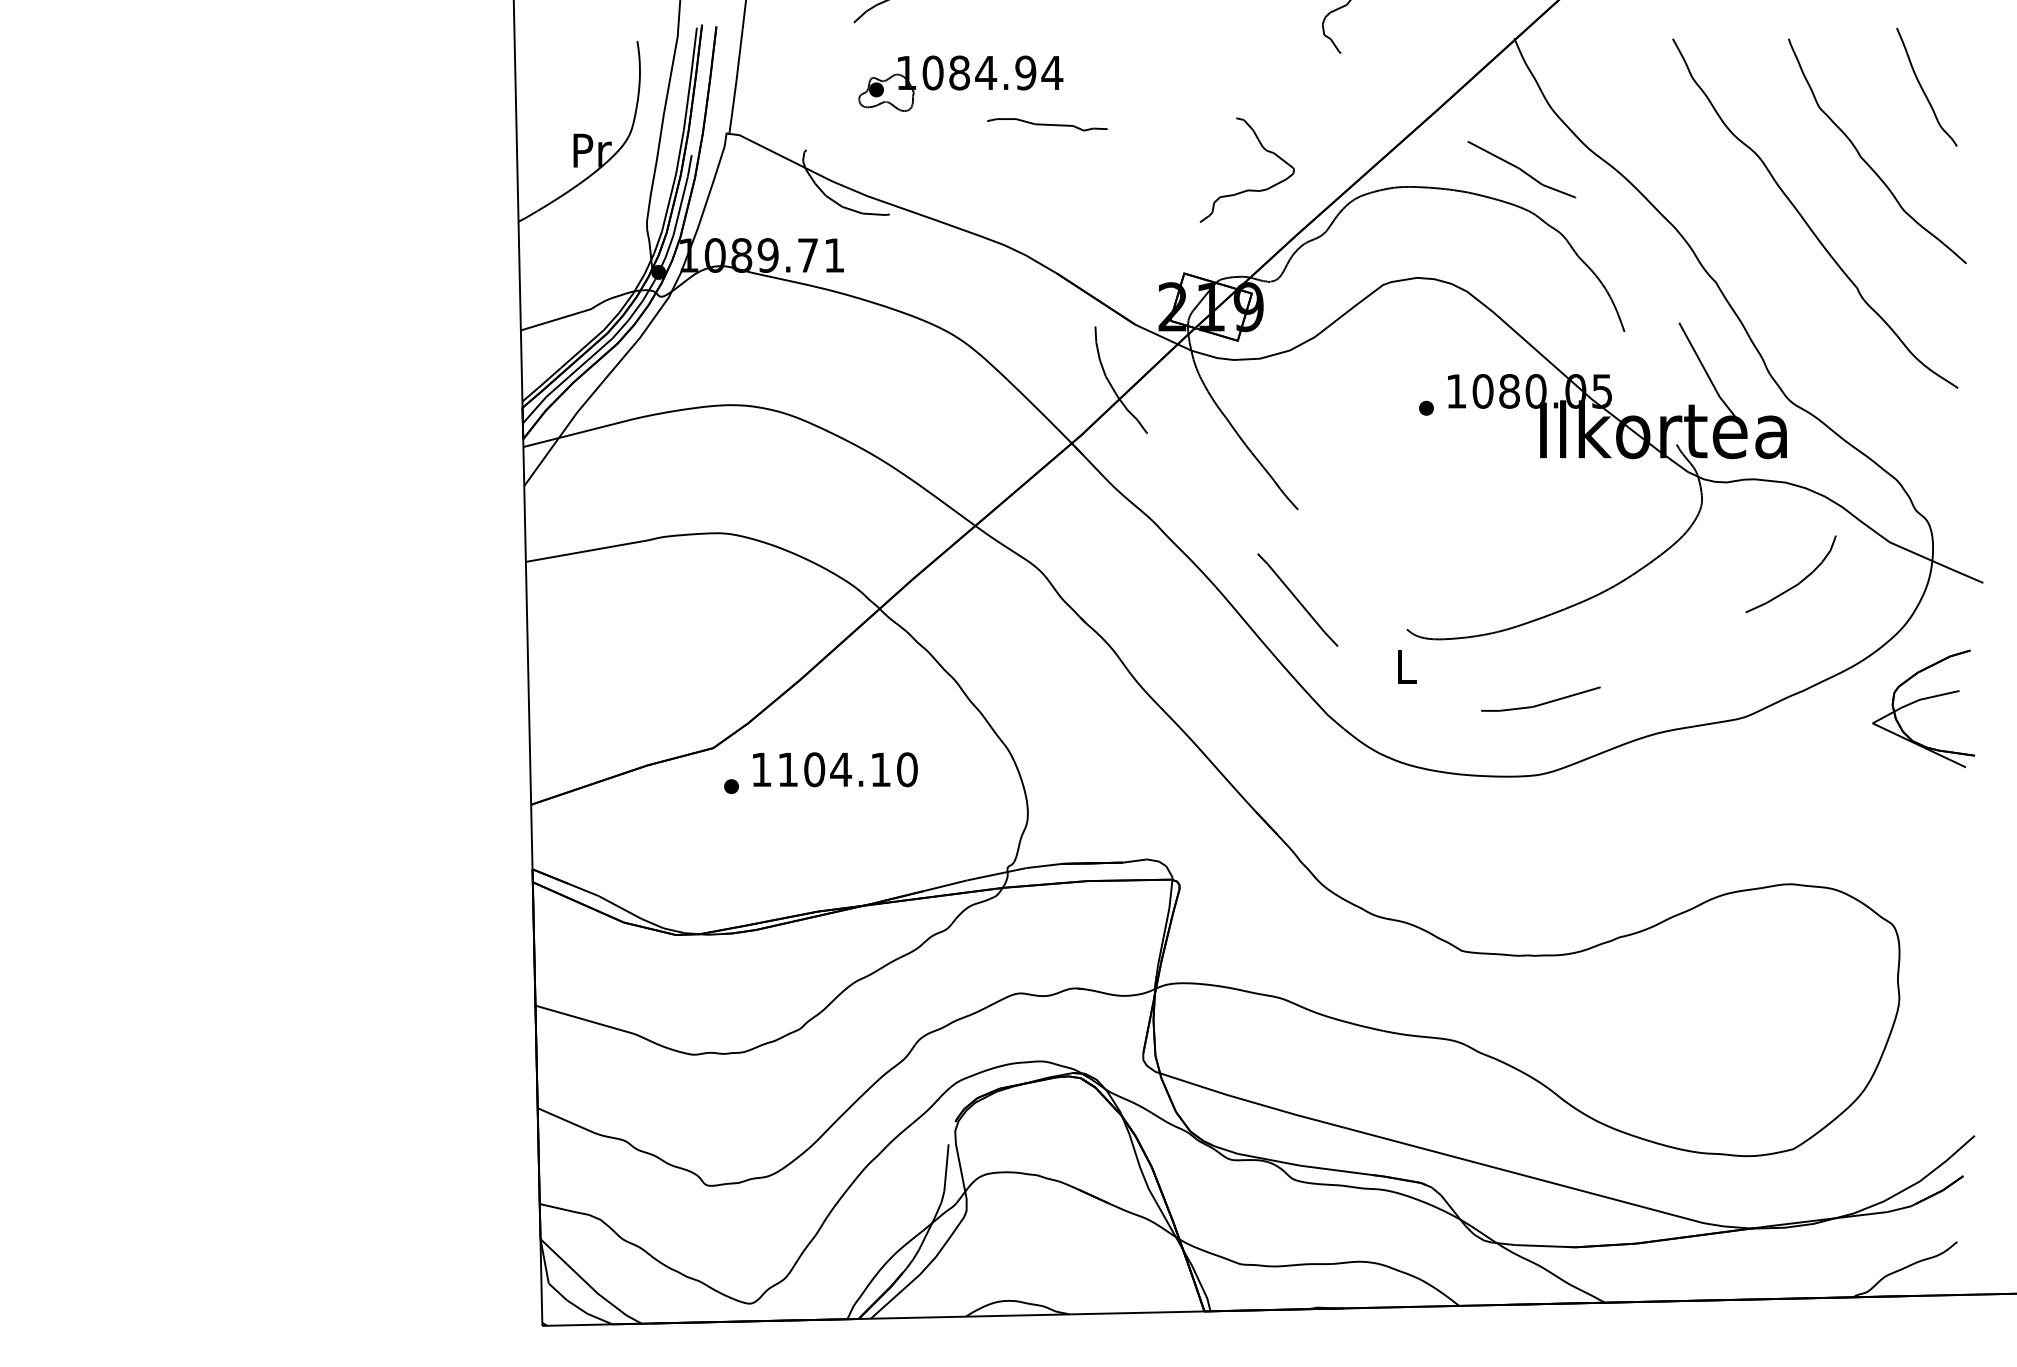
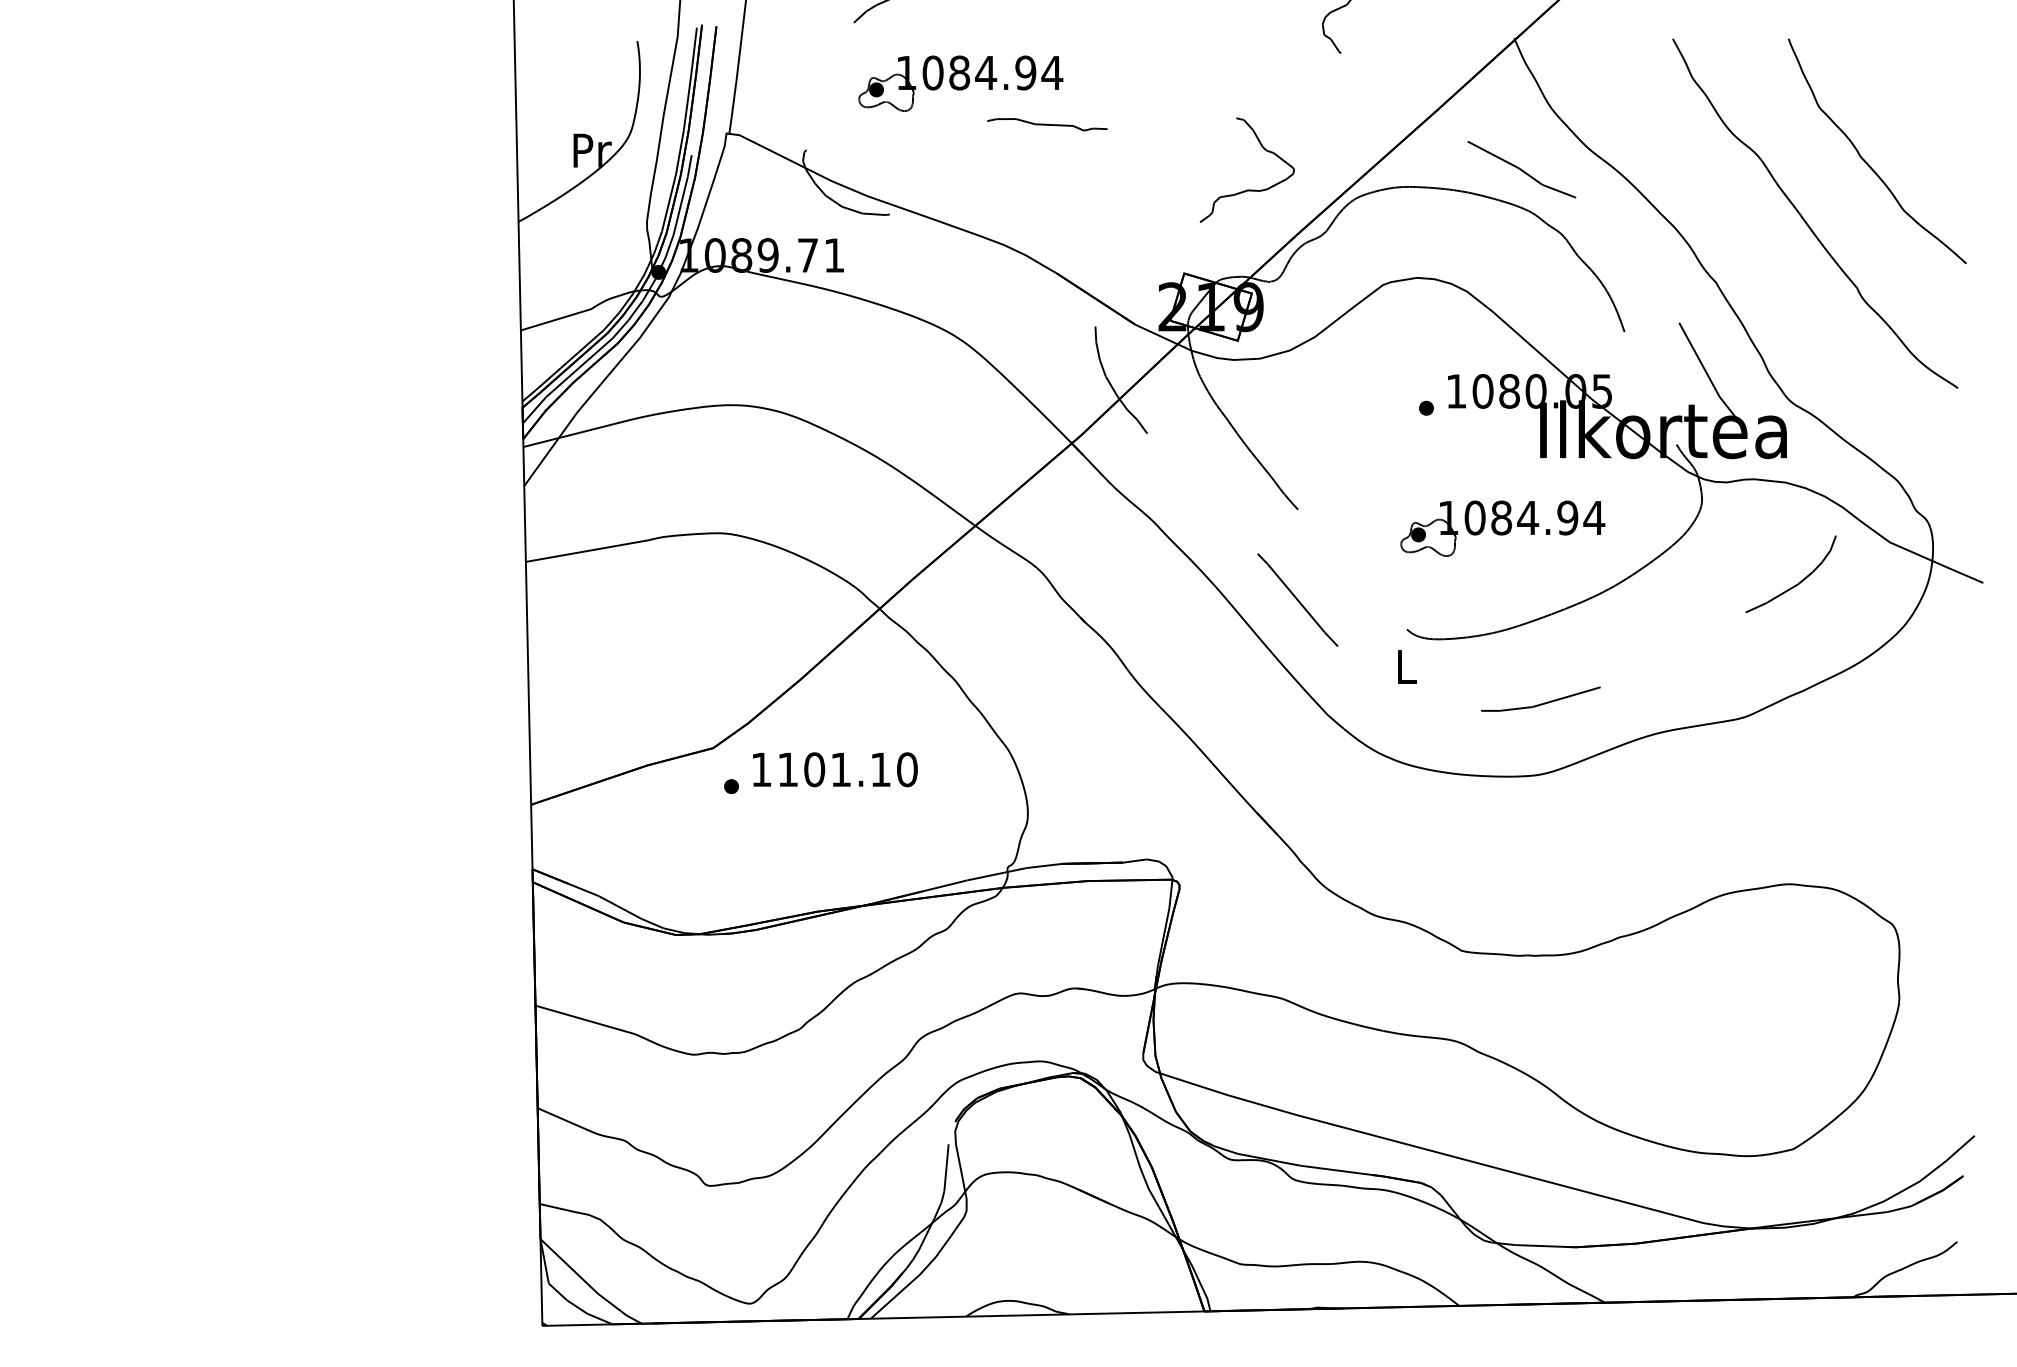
curve: present -> none (1923, 89)
part: none -> present (1502, 528)
part: present -> none (1922, 700)
text: 1104.10 -> 1101.10 (841, 769)
